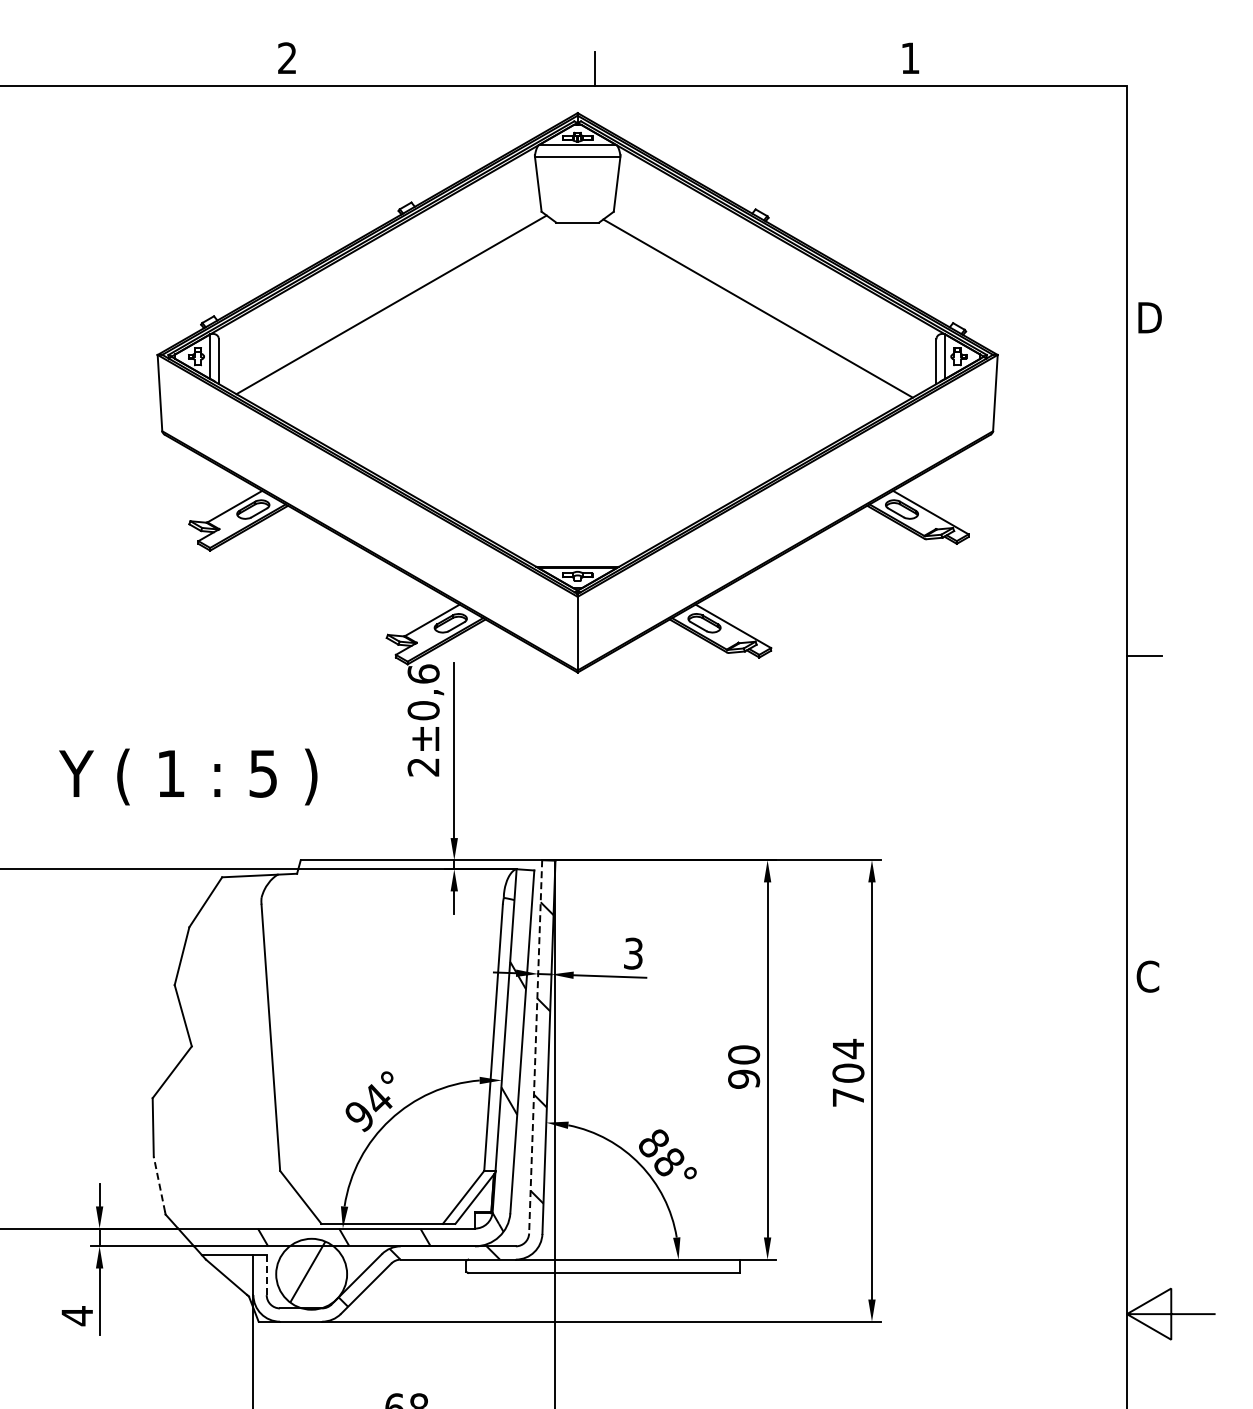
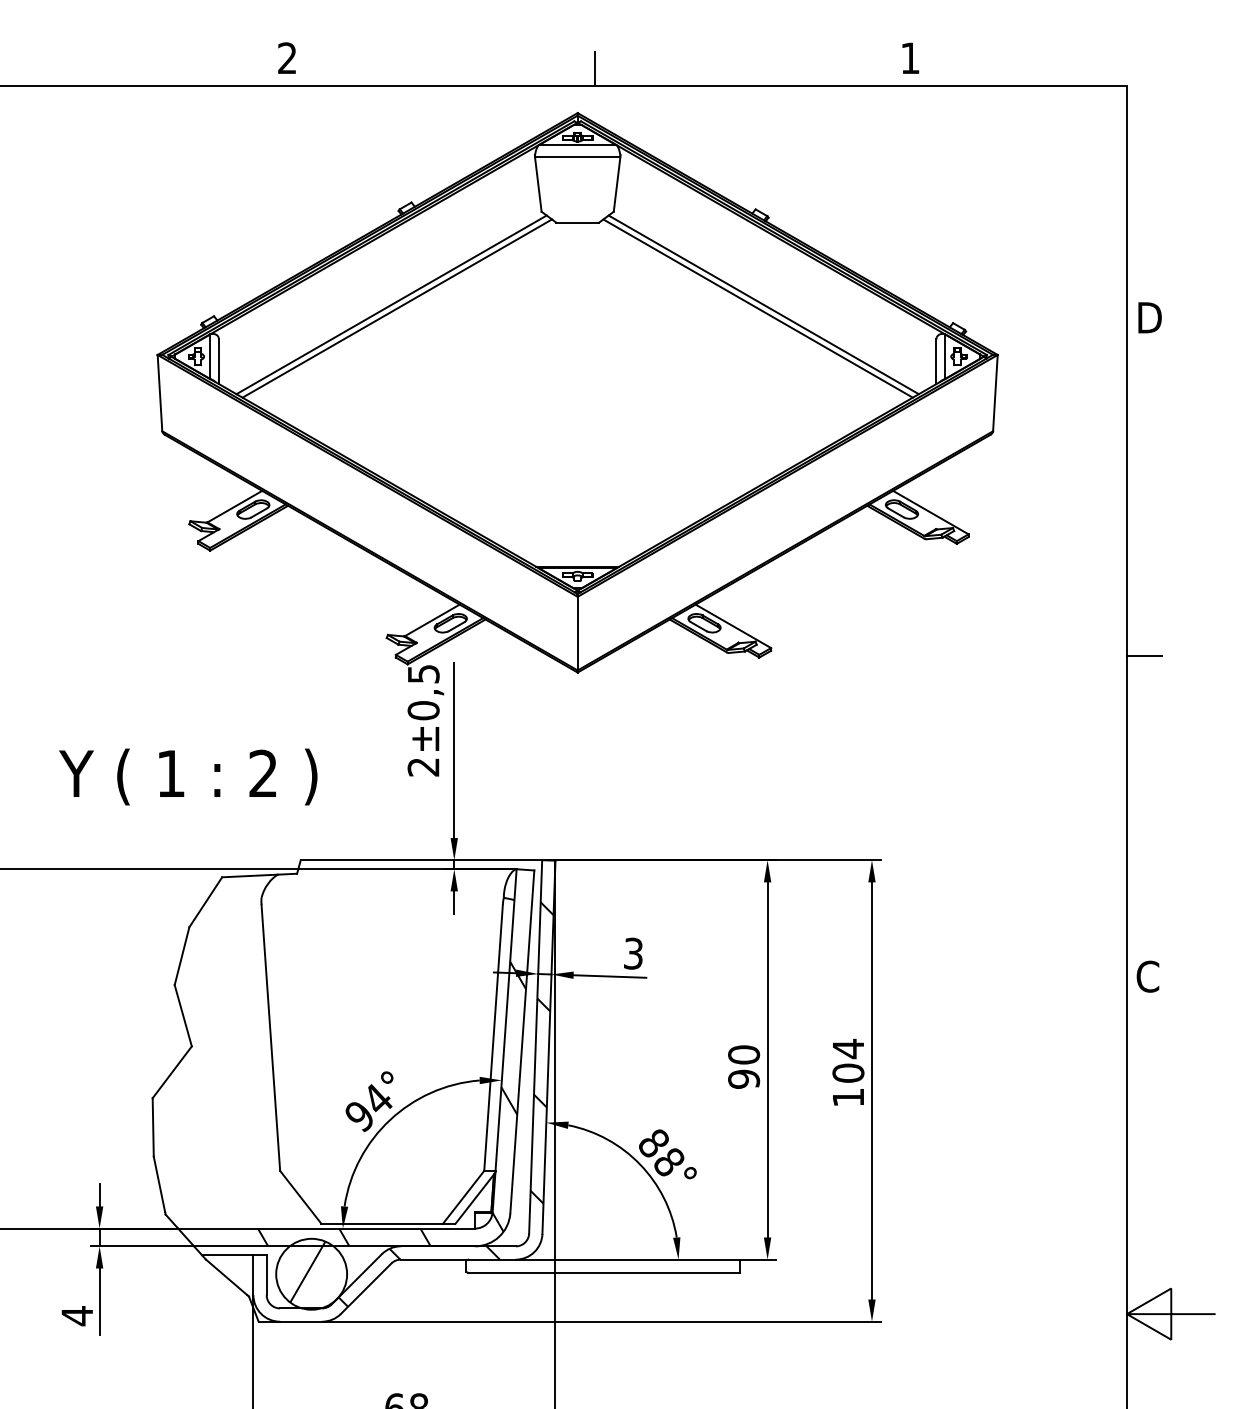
line: none -> present (763, 304)
line: none -> present (397, 308)
text: ±0,6 -> ±0,5 (423, 673)
text: 5 -> 2 (262, 773)
line: dashed -> solid (535, 1046)
text: 704 -> 104 (848, 1097)
line: dashed -> solid (159, 1183)
line: dashed -> solid (266, 1275)
